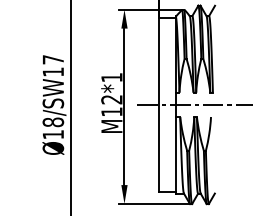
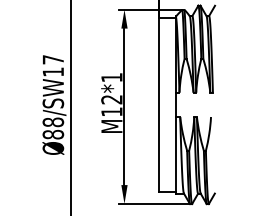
line: present -> none (193, 104)
text: Ø18/SW17 -> Ø88/SW17 (53, 134)
